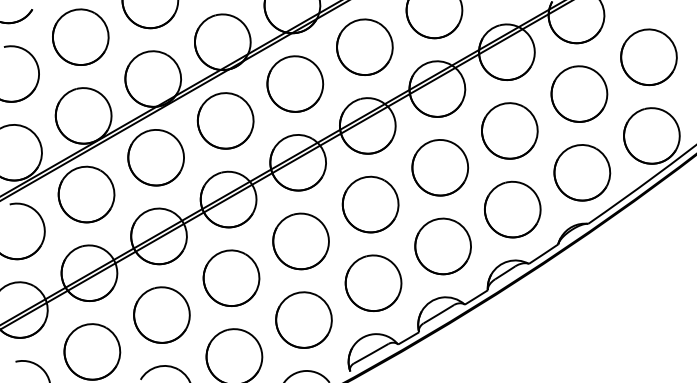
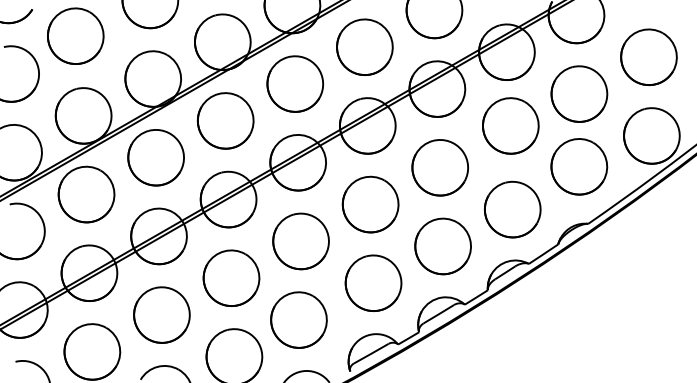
part position: (80, 36) -> (75, 35) (75, 35)
part position: (509, 130) -> (510, 125) (510, 125)
part position: (582, 172) -> (579, 166) (579, 166)
part position: (303, 319) -> (298, 319) (298, 319)
